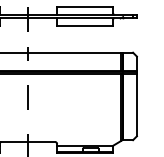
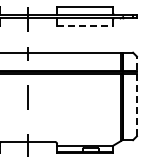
line: solid -> dashed (85, 26)
line: solid -> dashed (136, 96)
